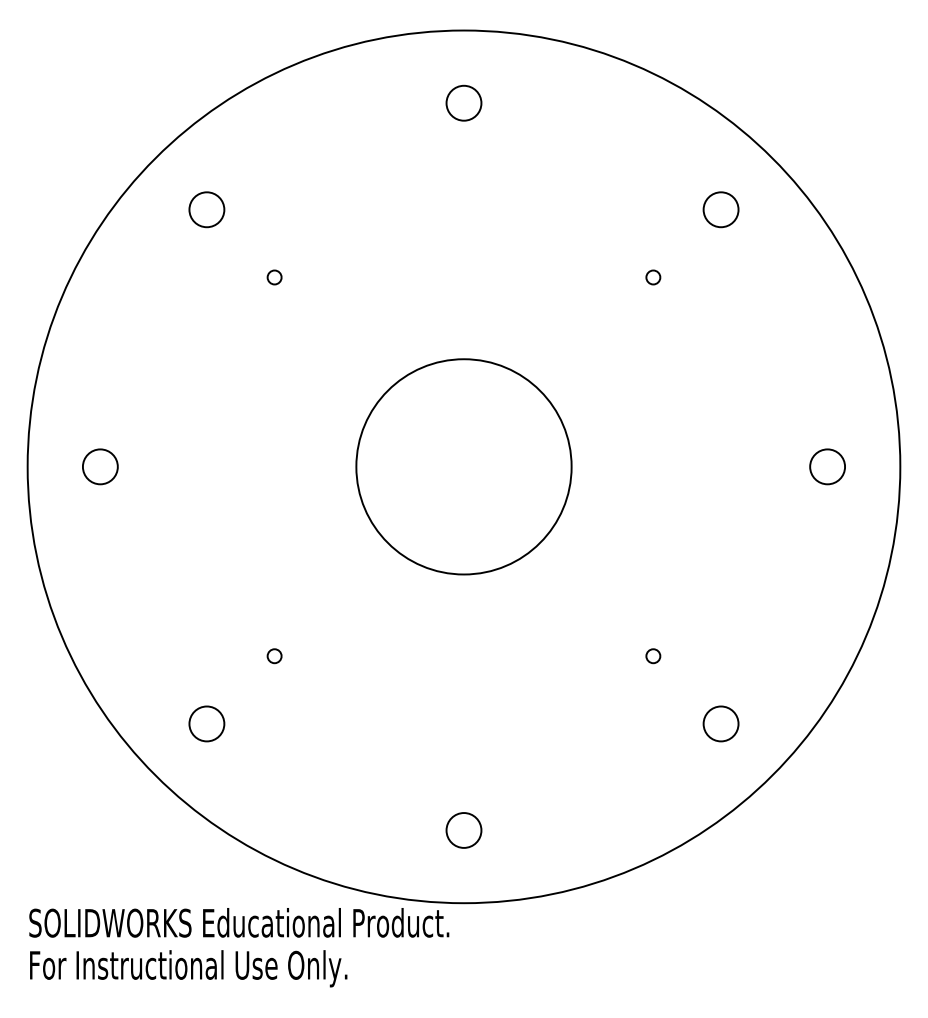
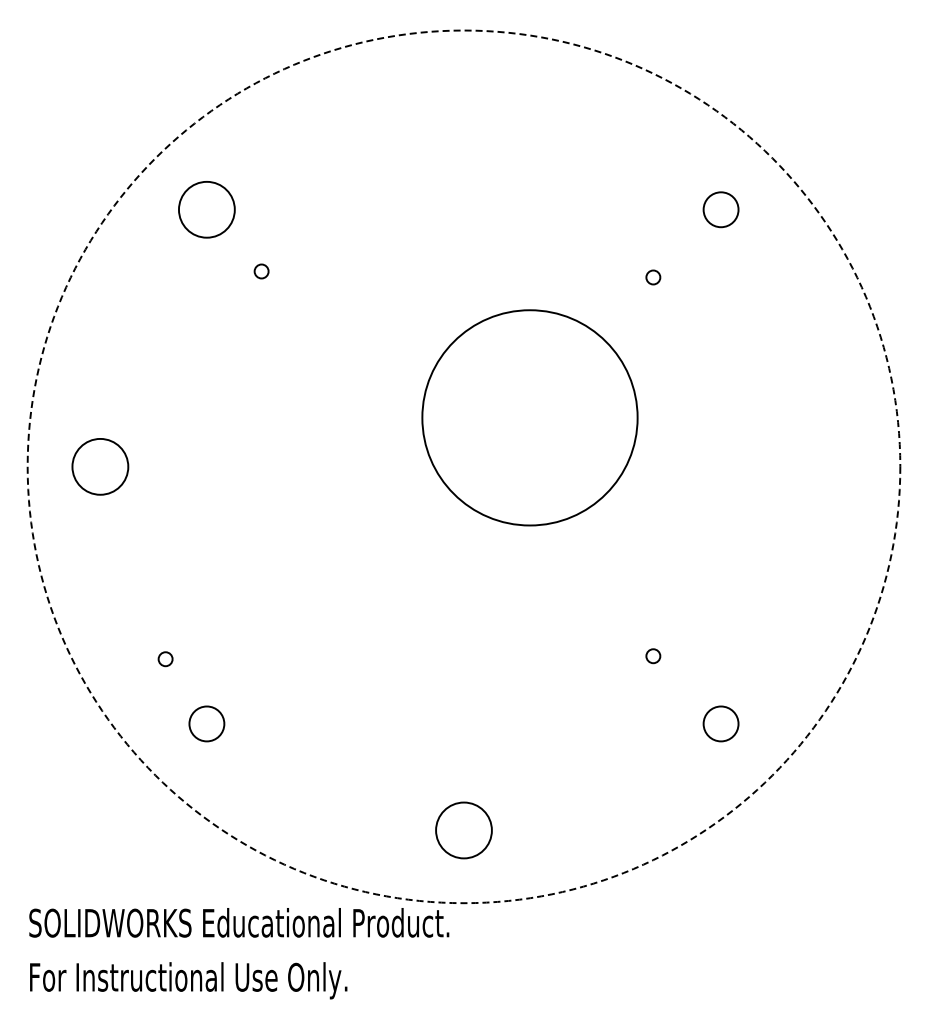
circle: present -> none (463, 102)
circle diameter: 35 px -> 56 px (206, 209)
circle position: (274, 277) -> (261, 271) (261, 271)
circle diameter: 35 px -> 56 px (100, 466)
circle position: (463, 466) -> (529, 417) (529, 417)
circle: solid -> dashed (463, 466)
circle: present -> none (827, 466)
circle position: (274, 656) -> (165, 659) (165, 659)
circle diameter: 35 px -> 56 px (463, 830)
text position: (188, 968) -> (188, 980) (188, 980)
